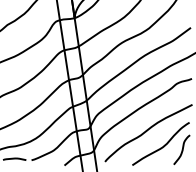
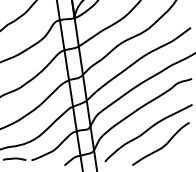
curve: present -> none (181, 149)
